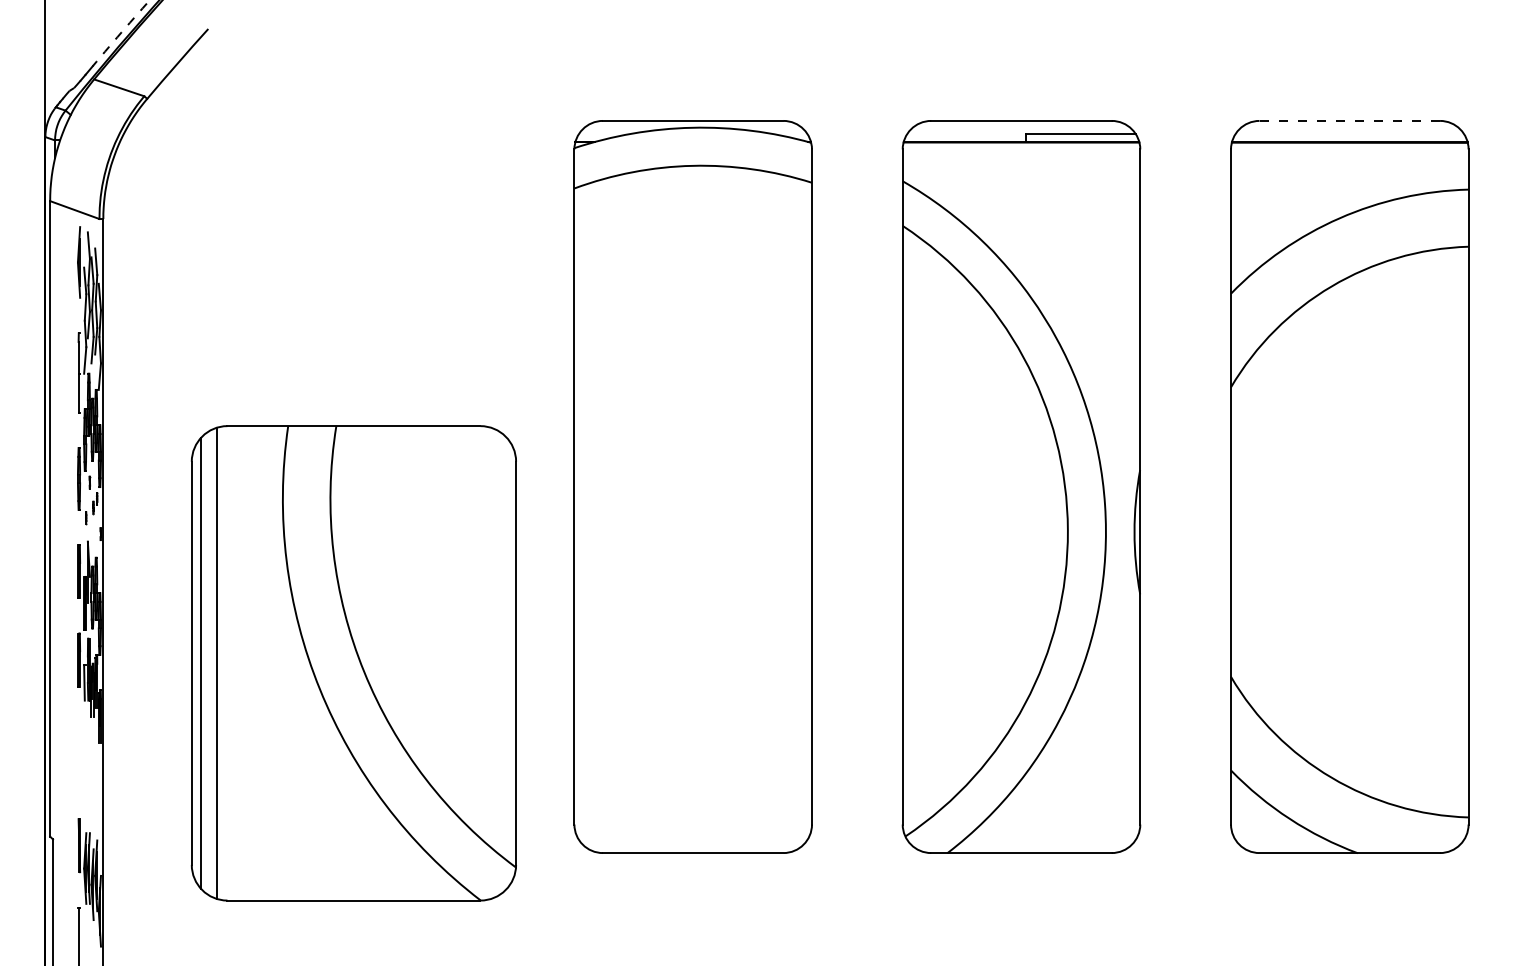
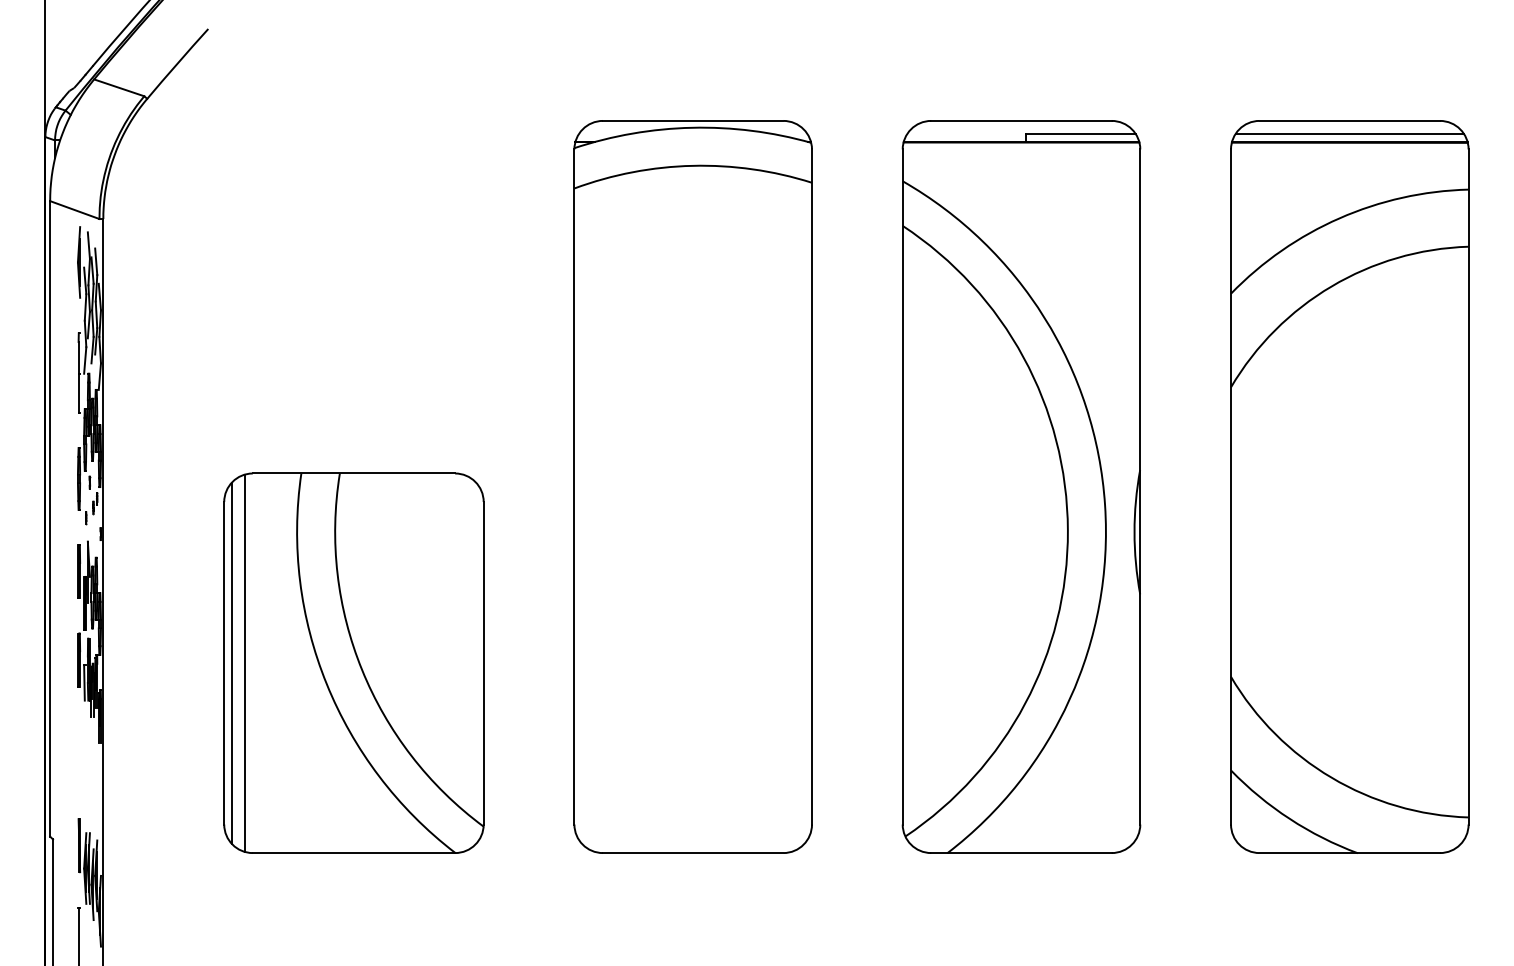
arc: dashed -> solid (121, 32)
line: dashed -> solid (1350, 120)
line: none -> present (1349, 133)
part size: 327x477 px -> 262x382 px (353, 662)
